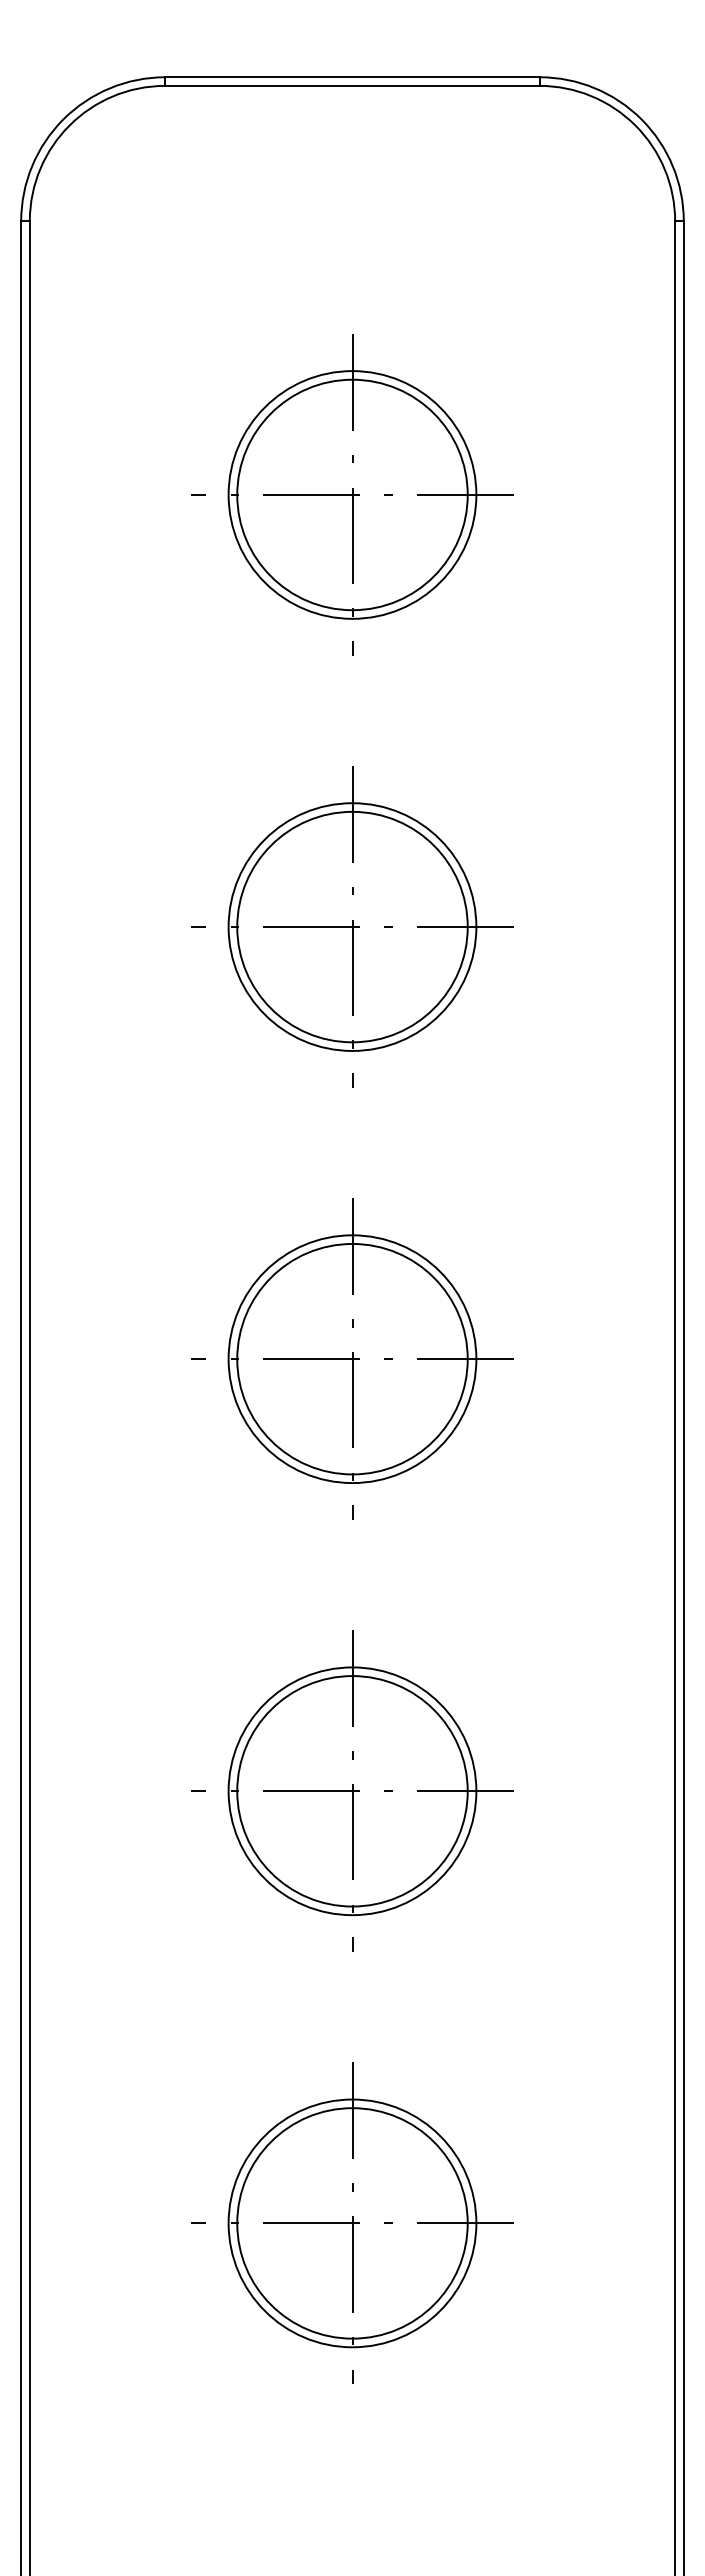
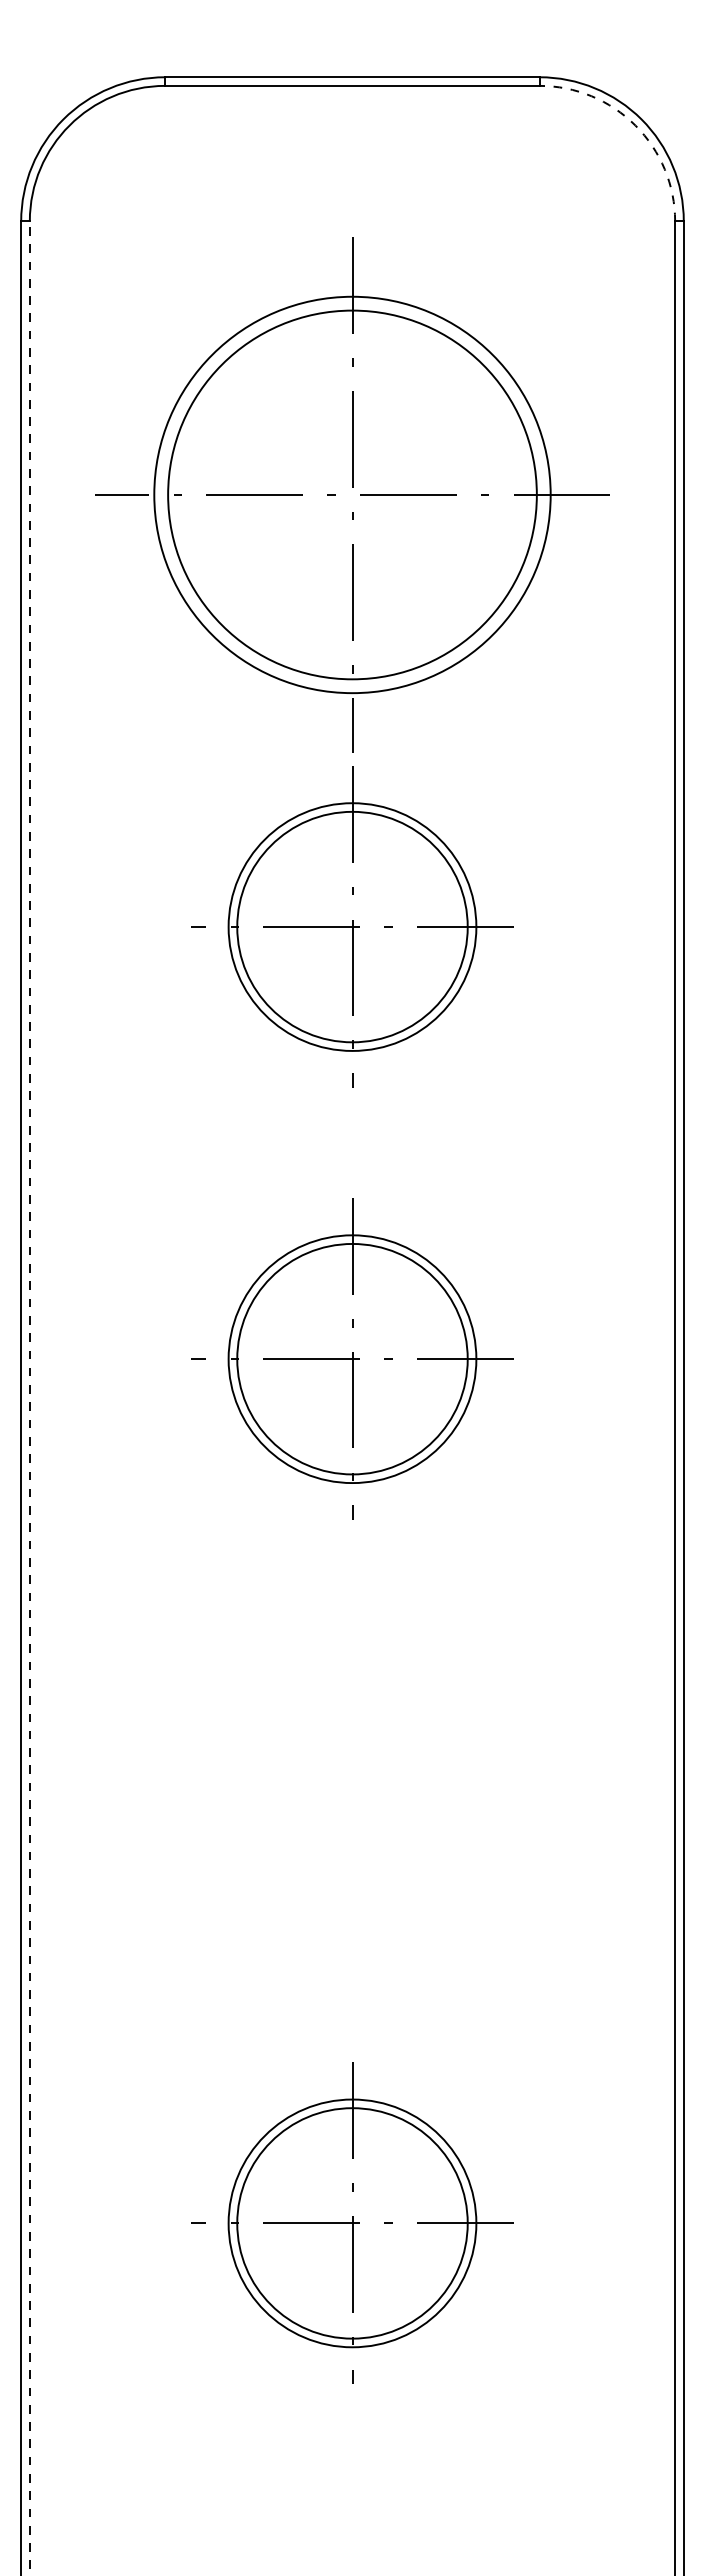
arc: solid -> dashed (635, 125)
part size: 323x322 px -> 515x516 px (352, 494)
line: solid -> dashed (29, 1397)
part: present -> none (352, 1790)
